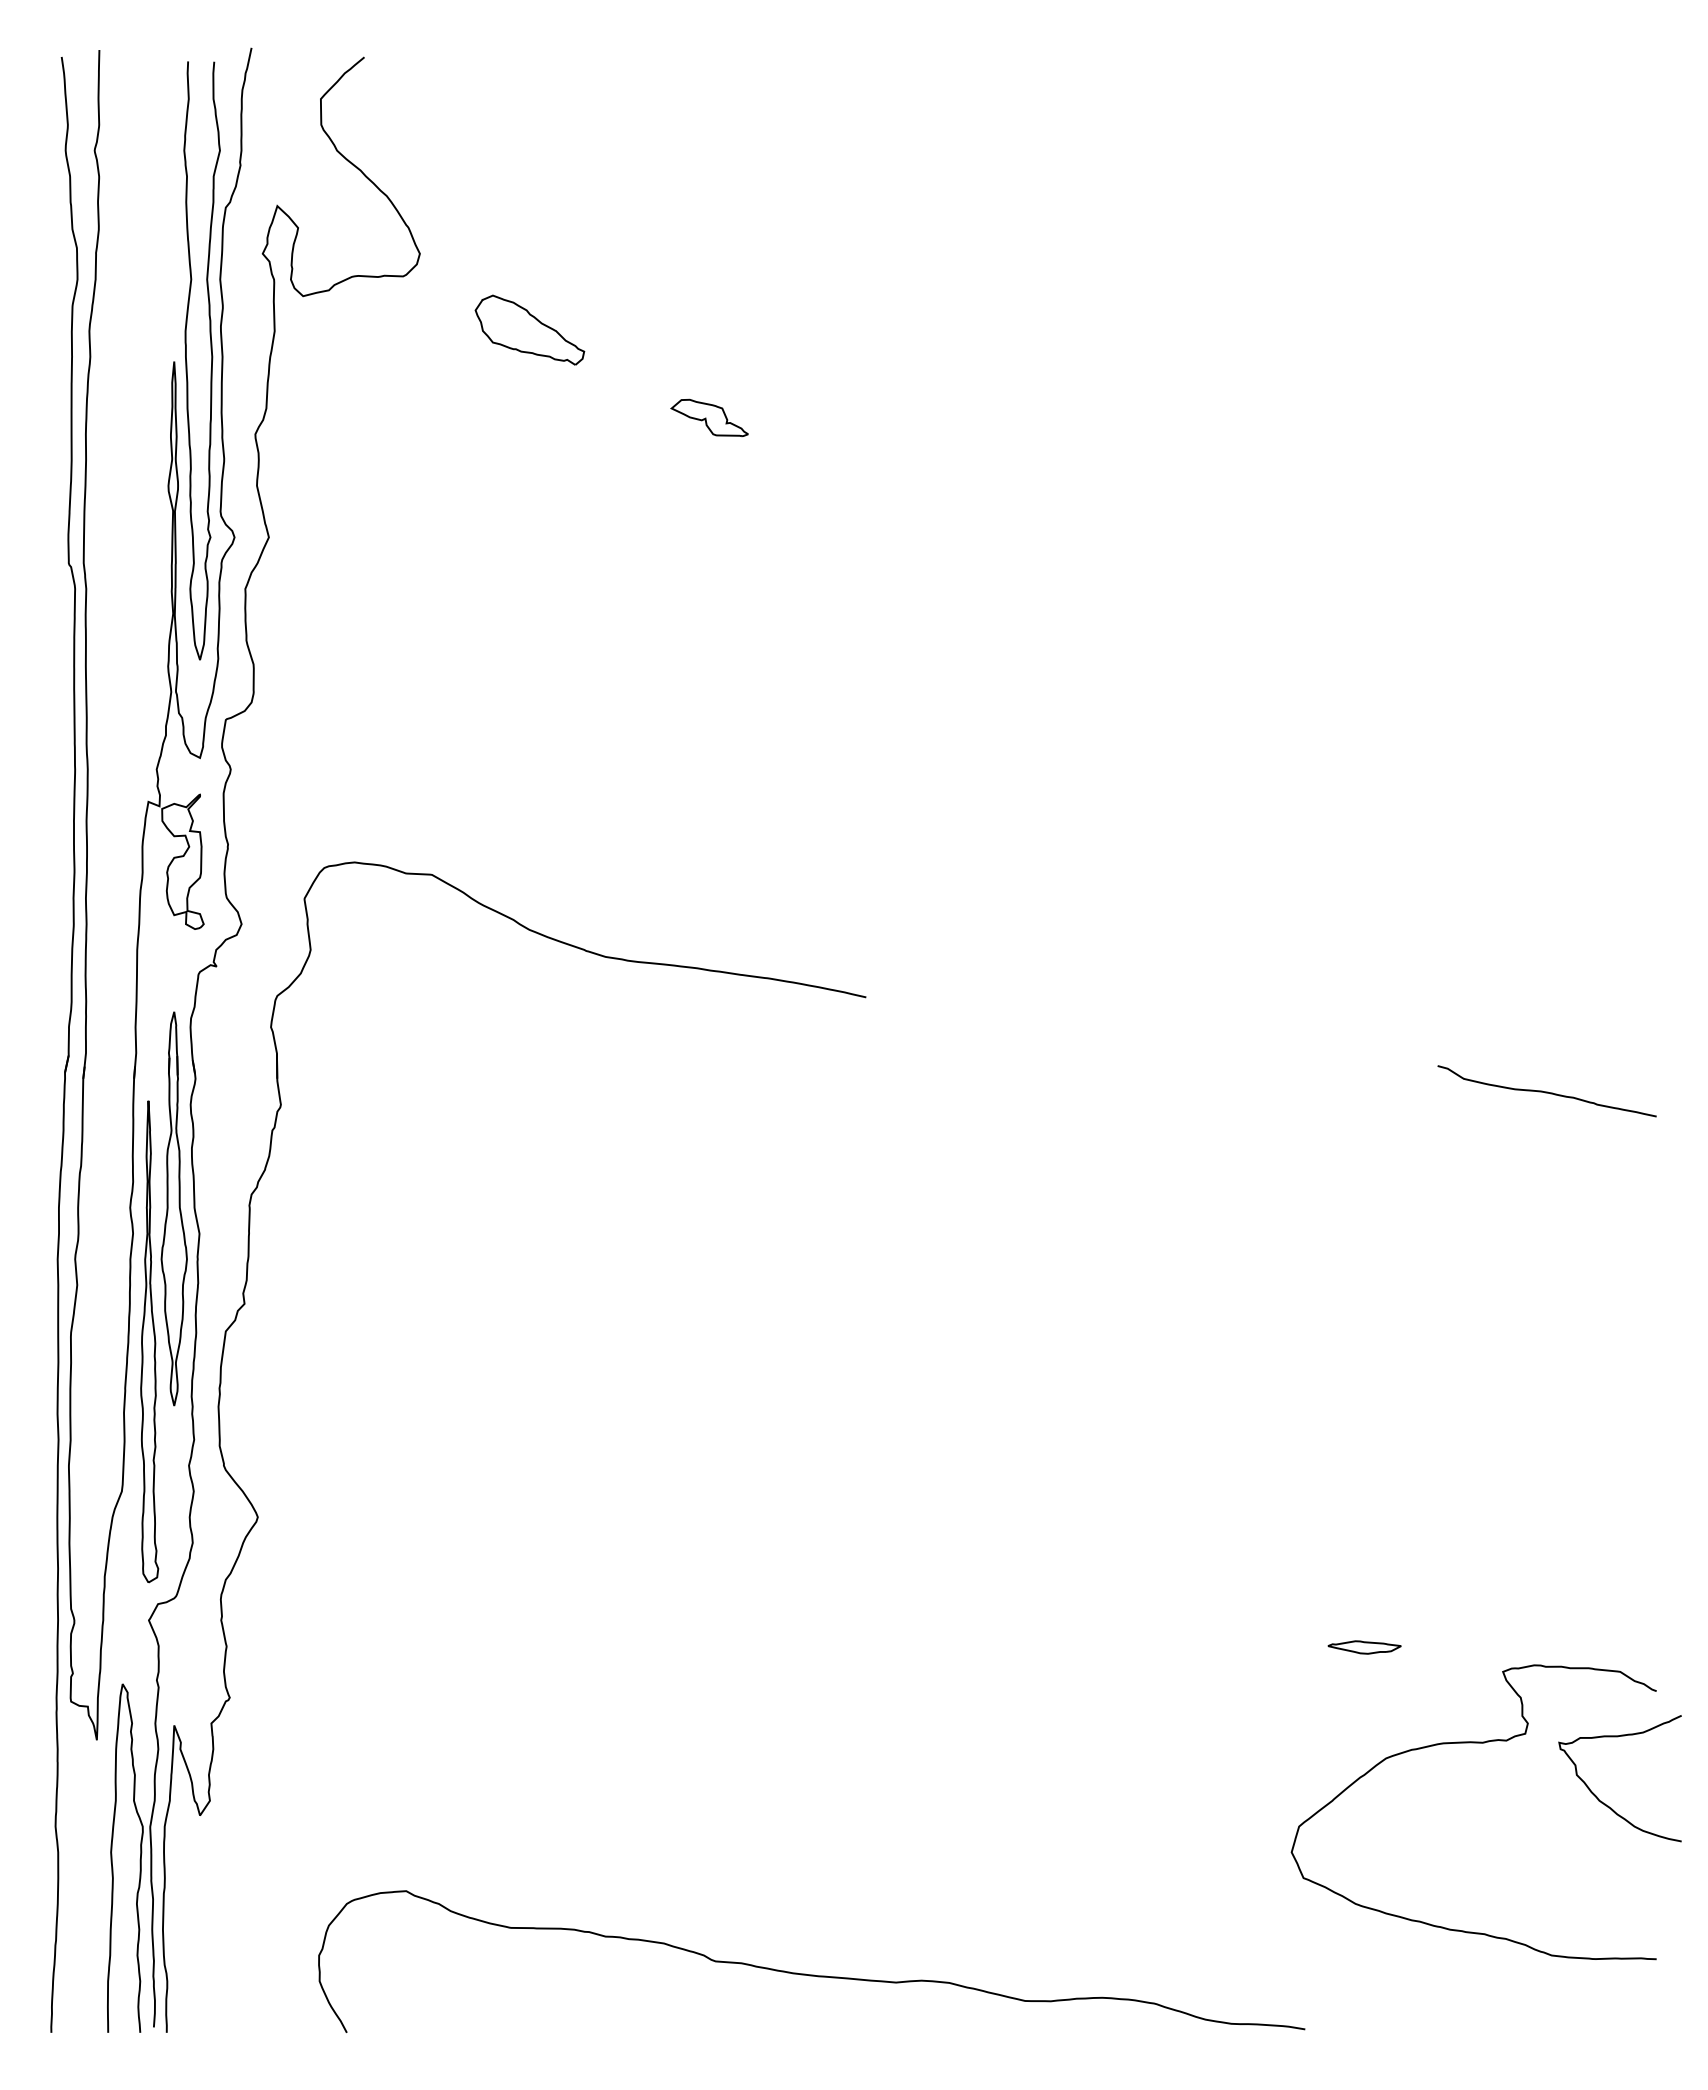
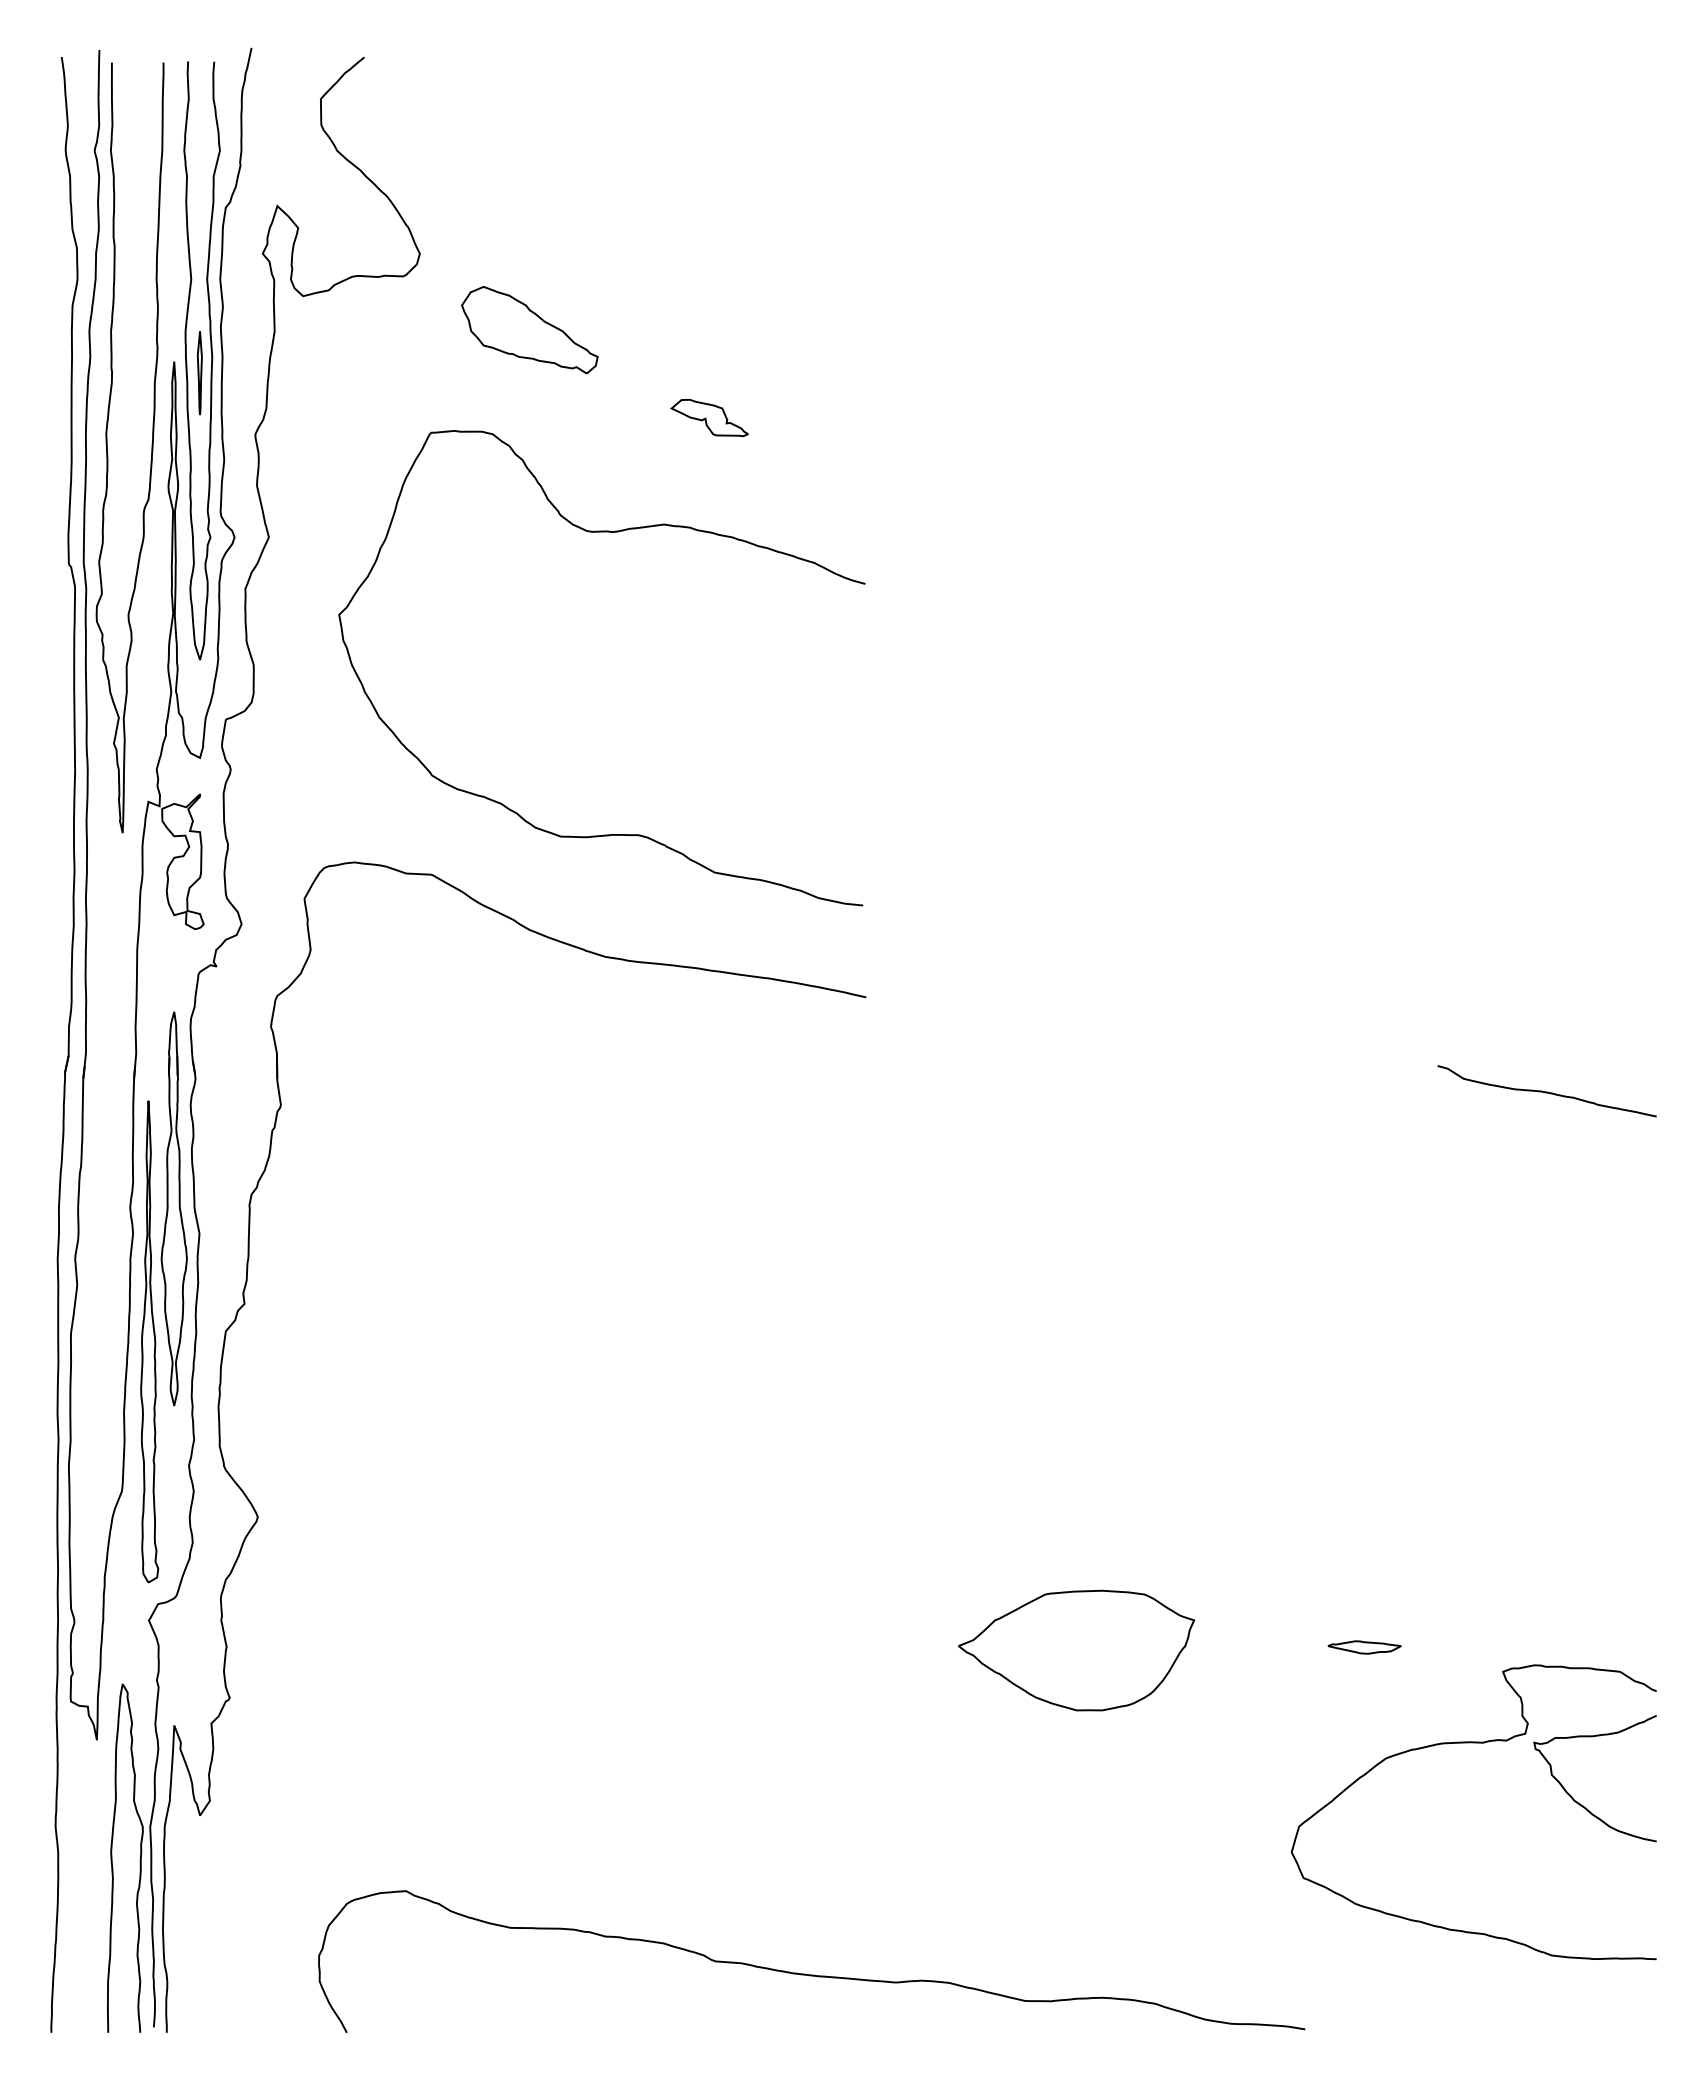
part size: 112x72 px -> 138x89 px (529, 330)
part: none -> present (199, 373)
curve: none -> present (107, 447)
curve: none -> present (601, 532)
part: none -> present (1076, 1650)
curve position: (1597, 1796) -> (1572, 1796) (1572, 1796)
